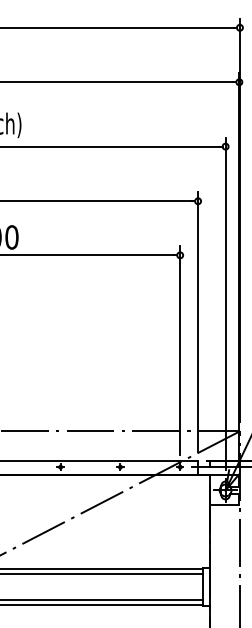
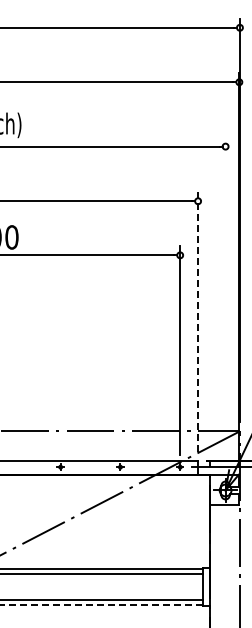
line: present -> none (225, 303)
line: solid -> dashed (198, 322)
line: solid -> dashed (102, 604)
